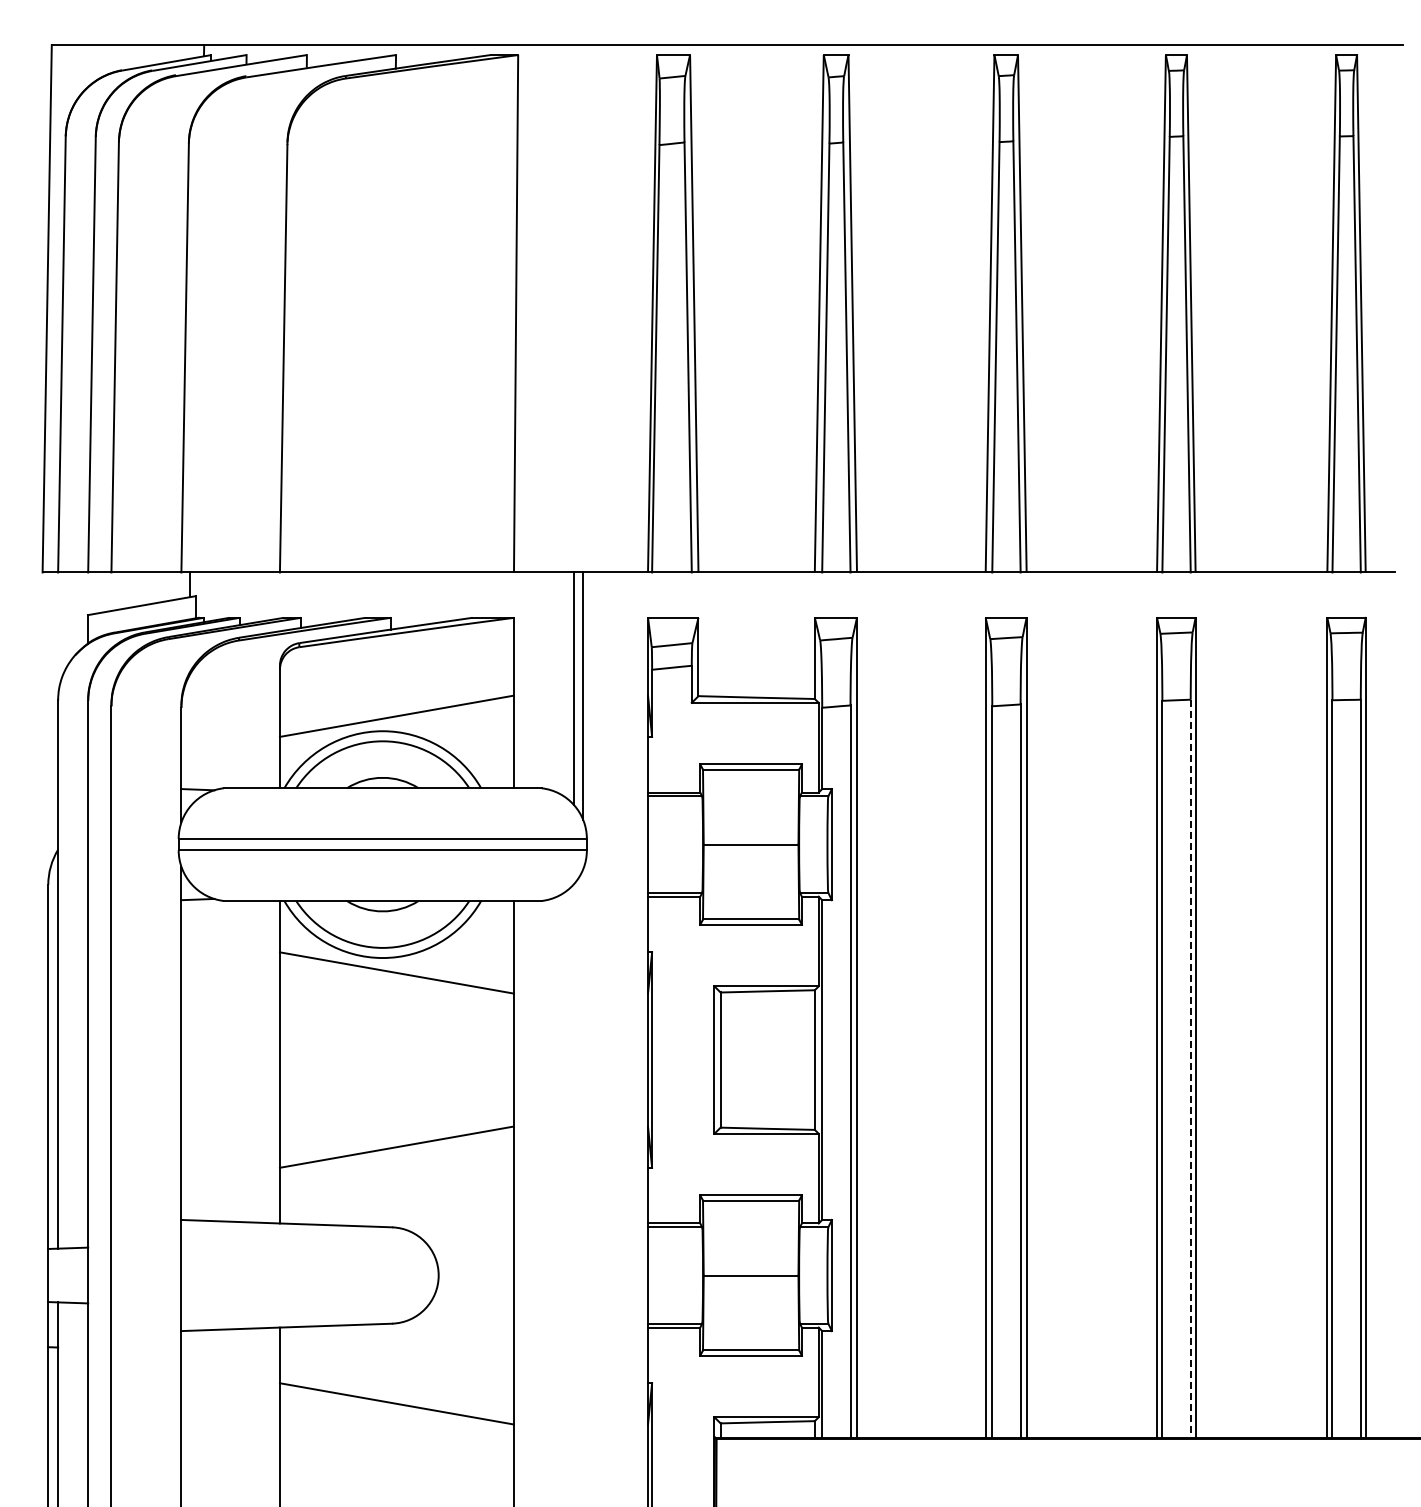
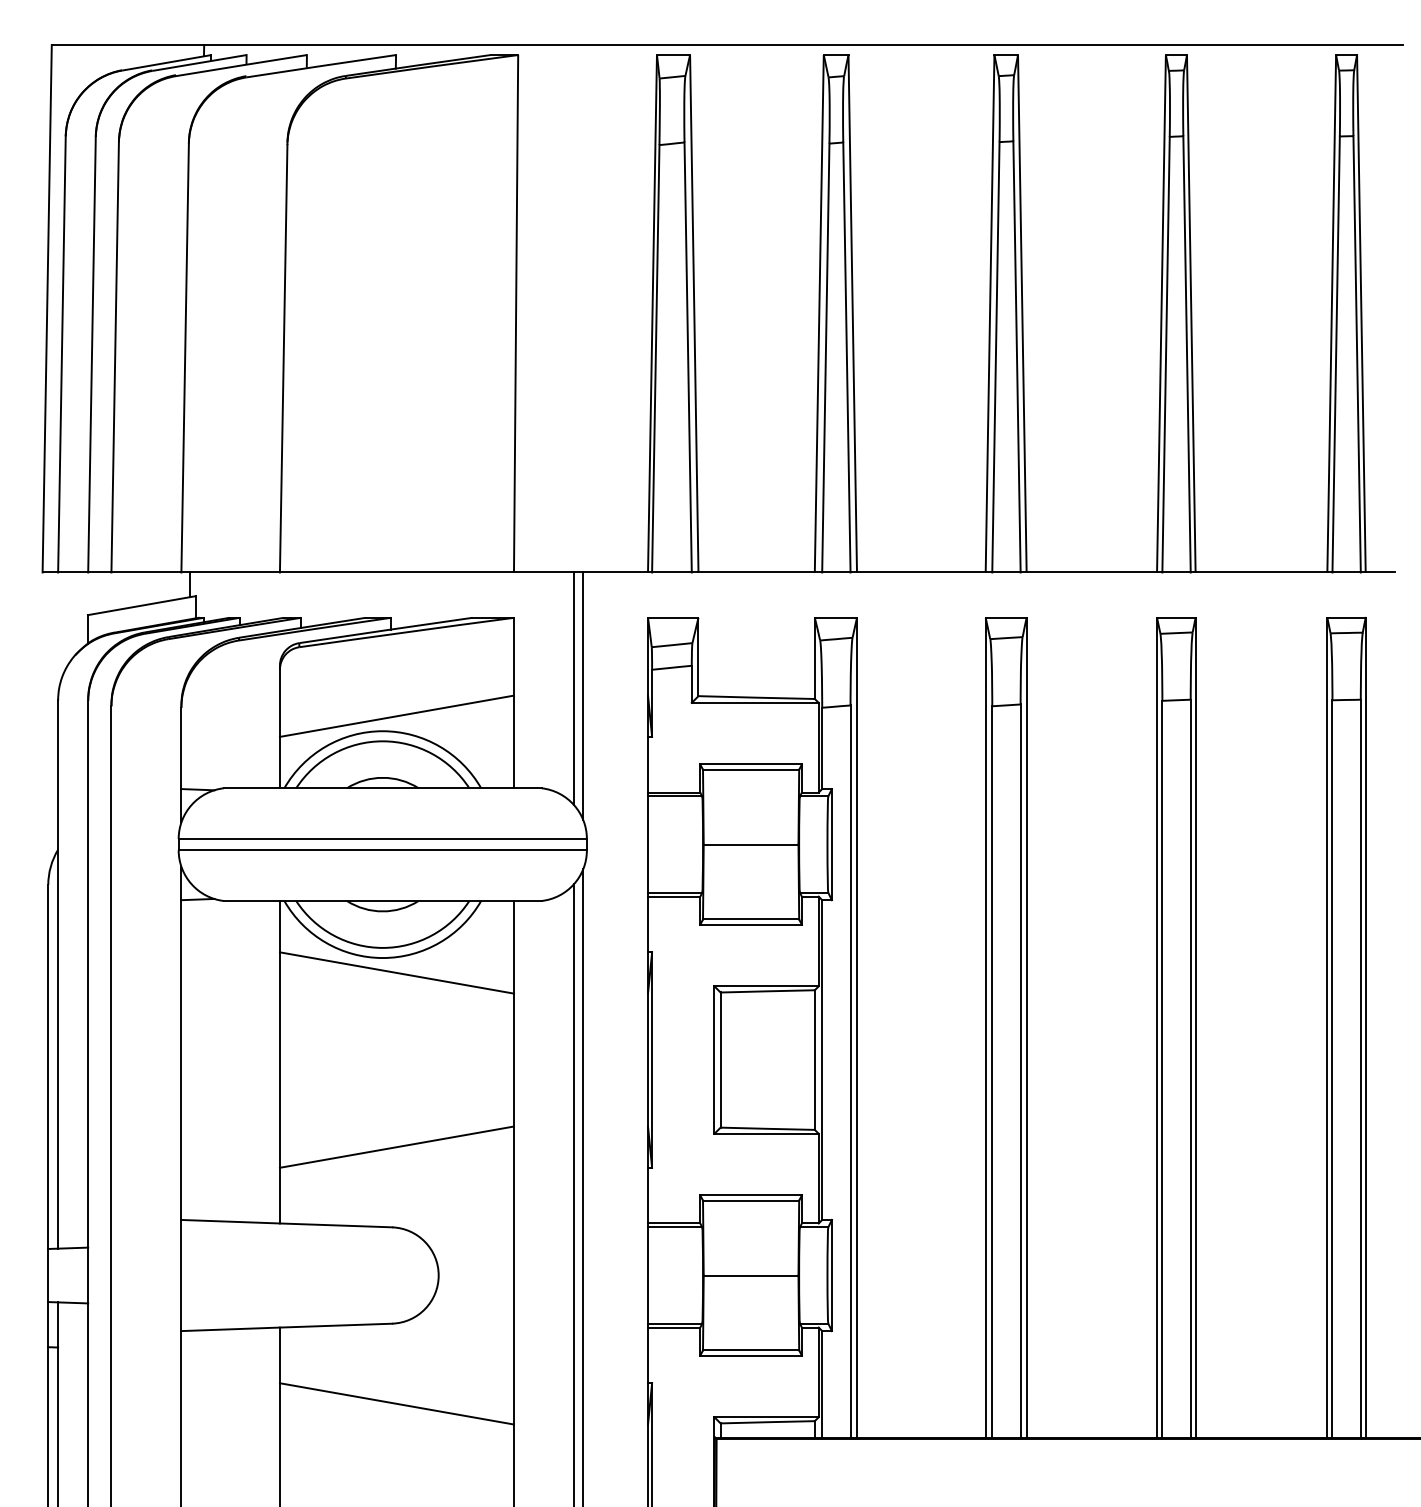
line: dashed -> solid (1190, 1068)
line: none -> present (583, 1185)
line: none -> present (573, 1193)
